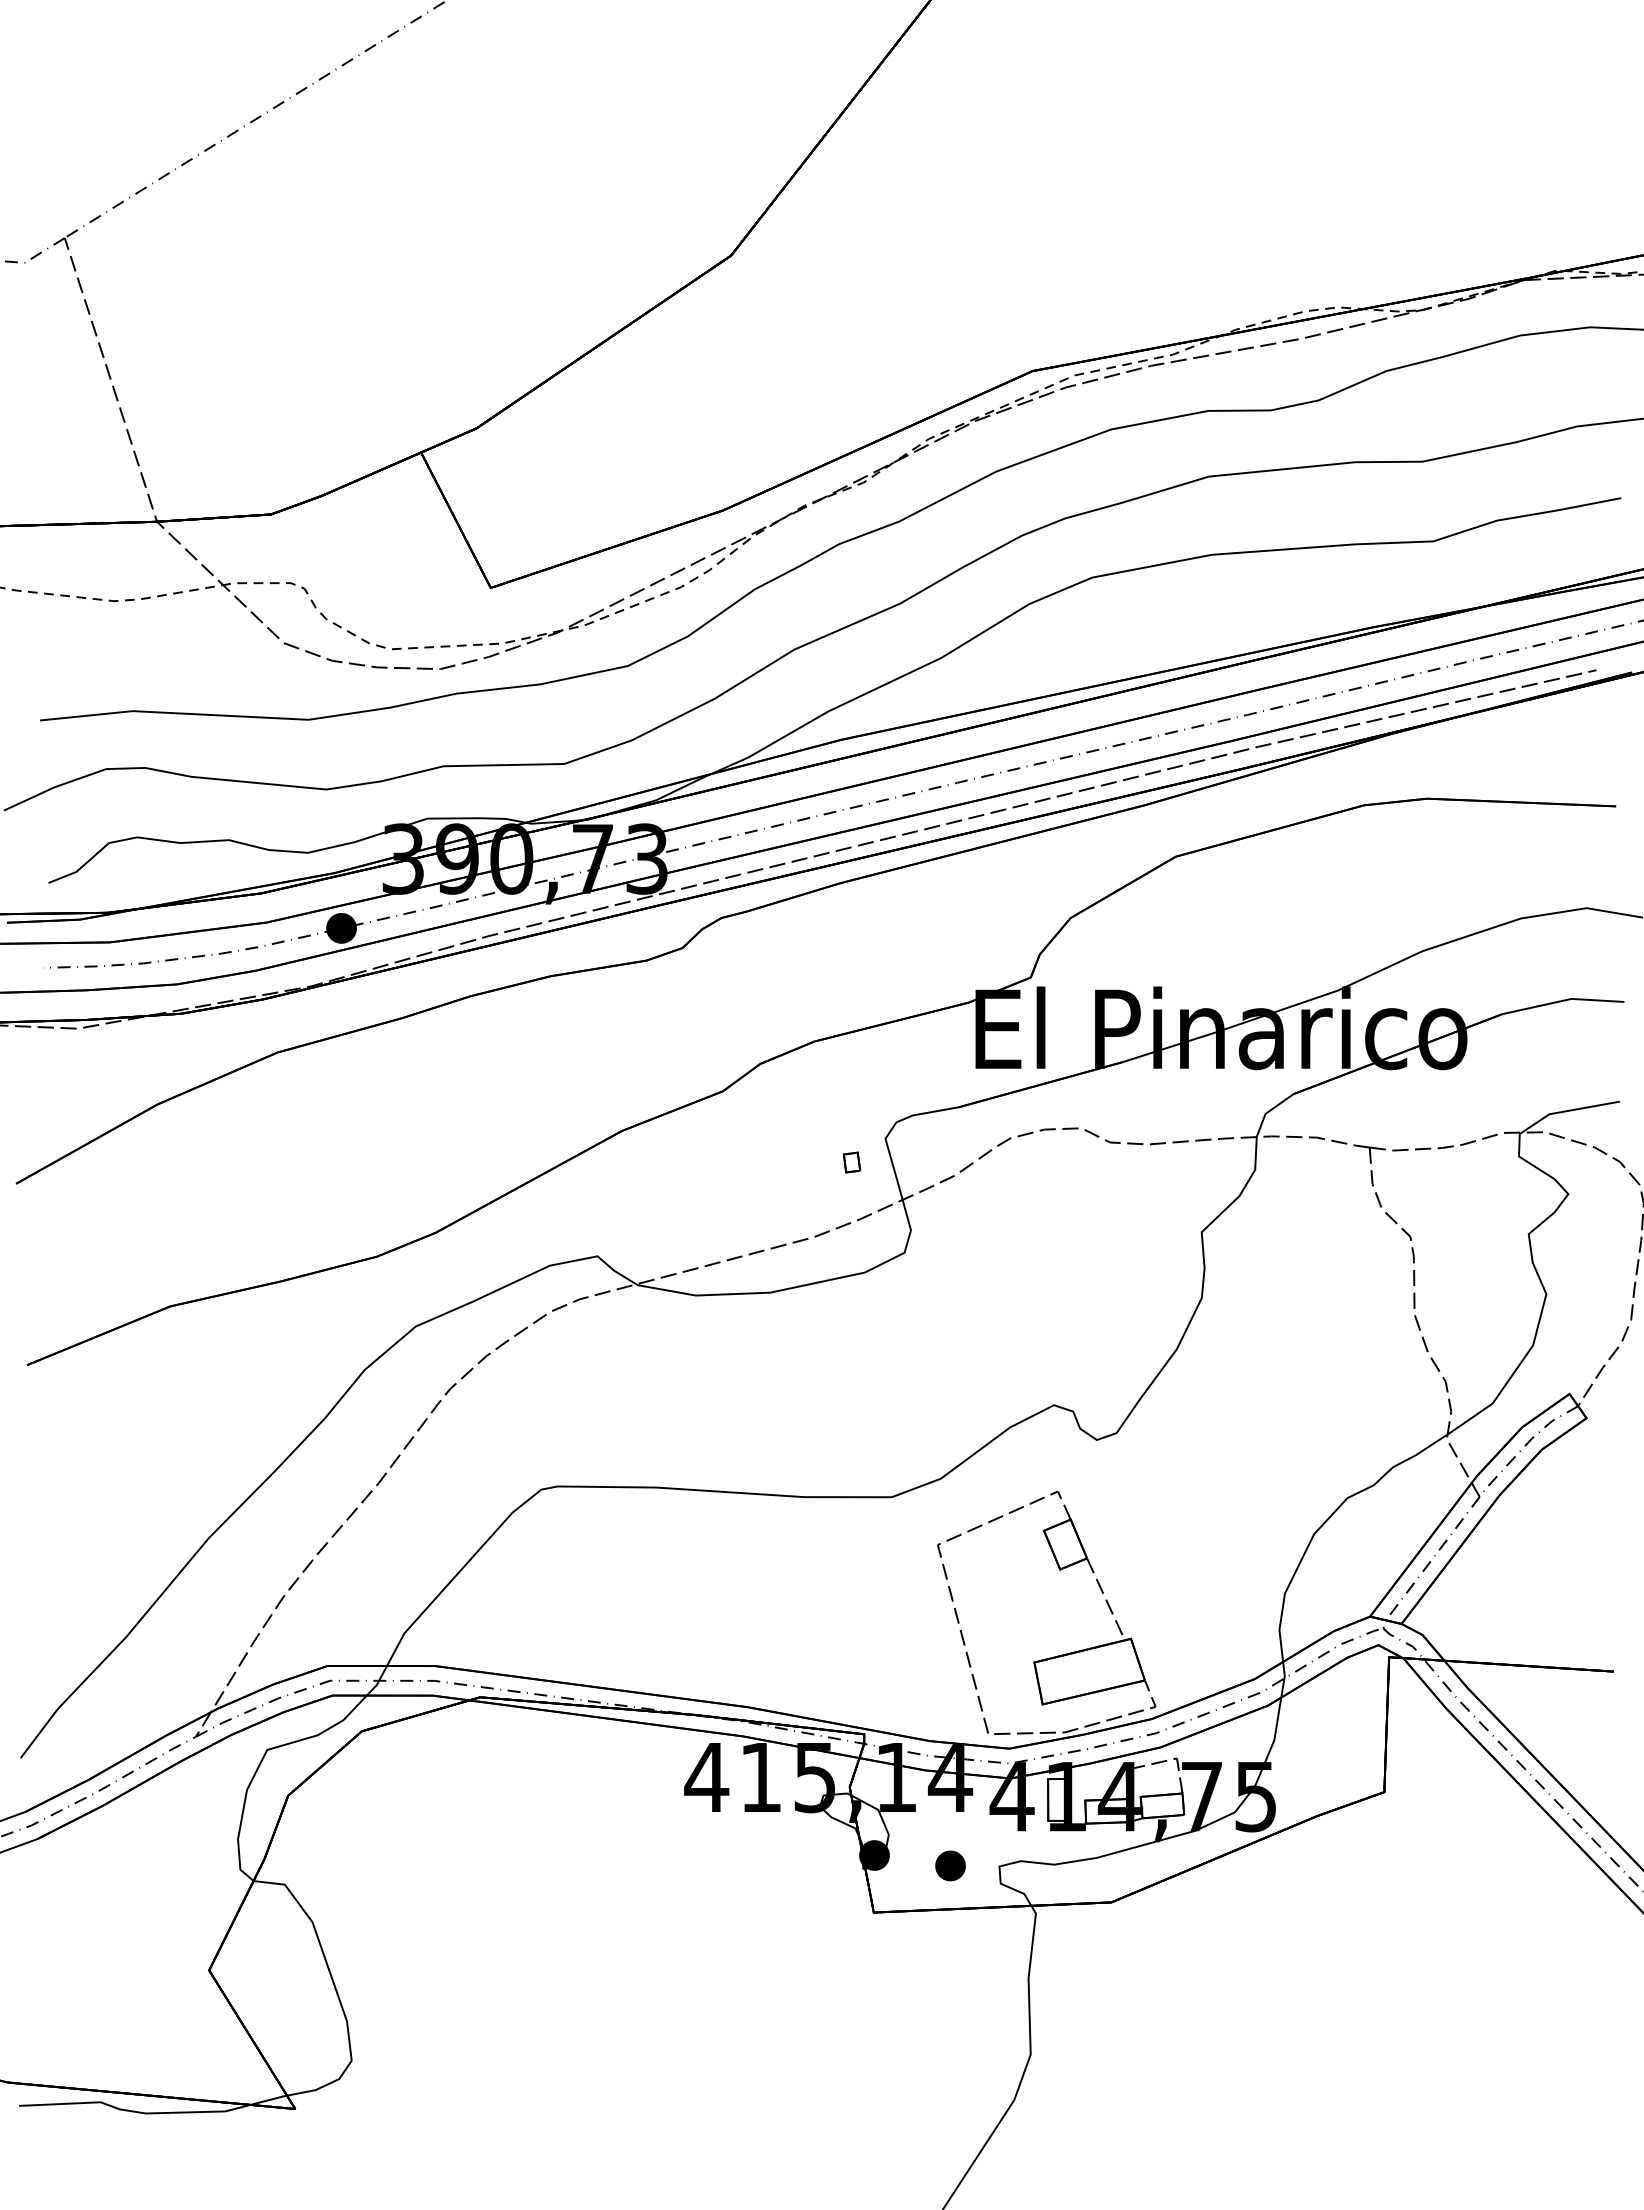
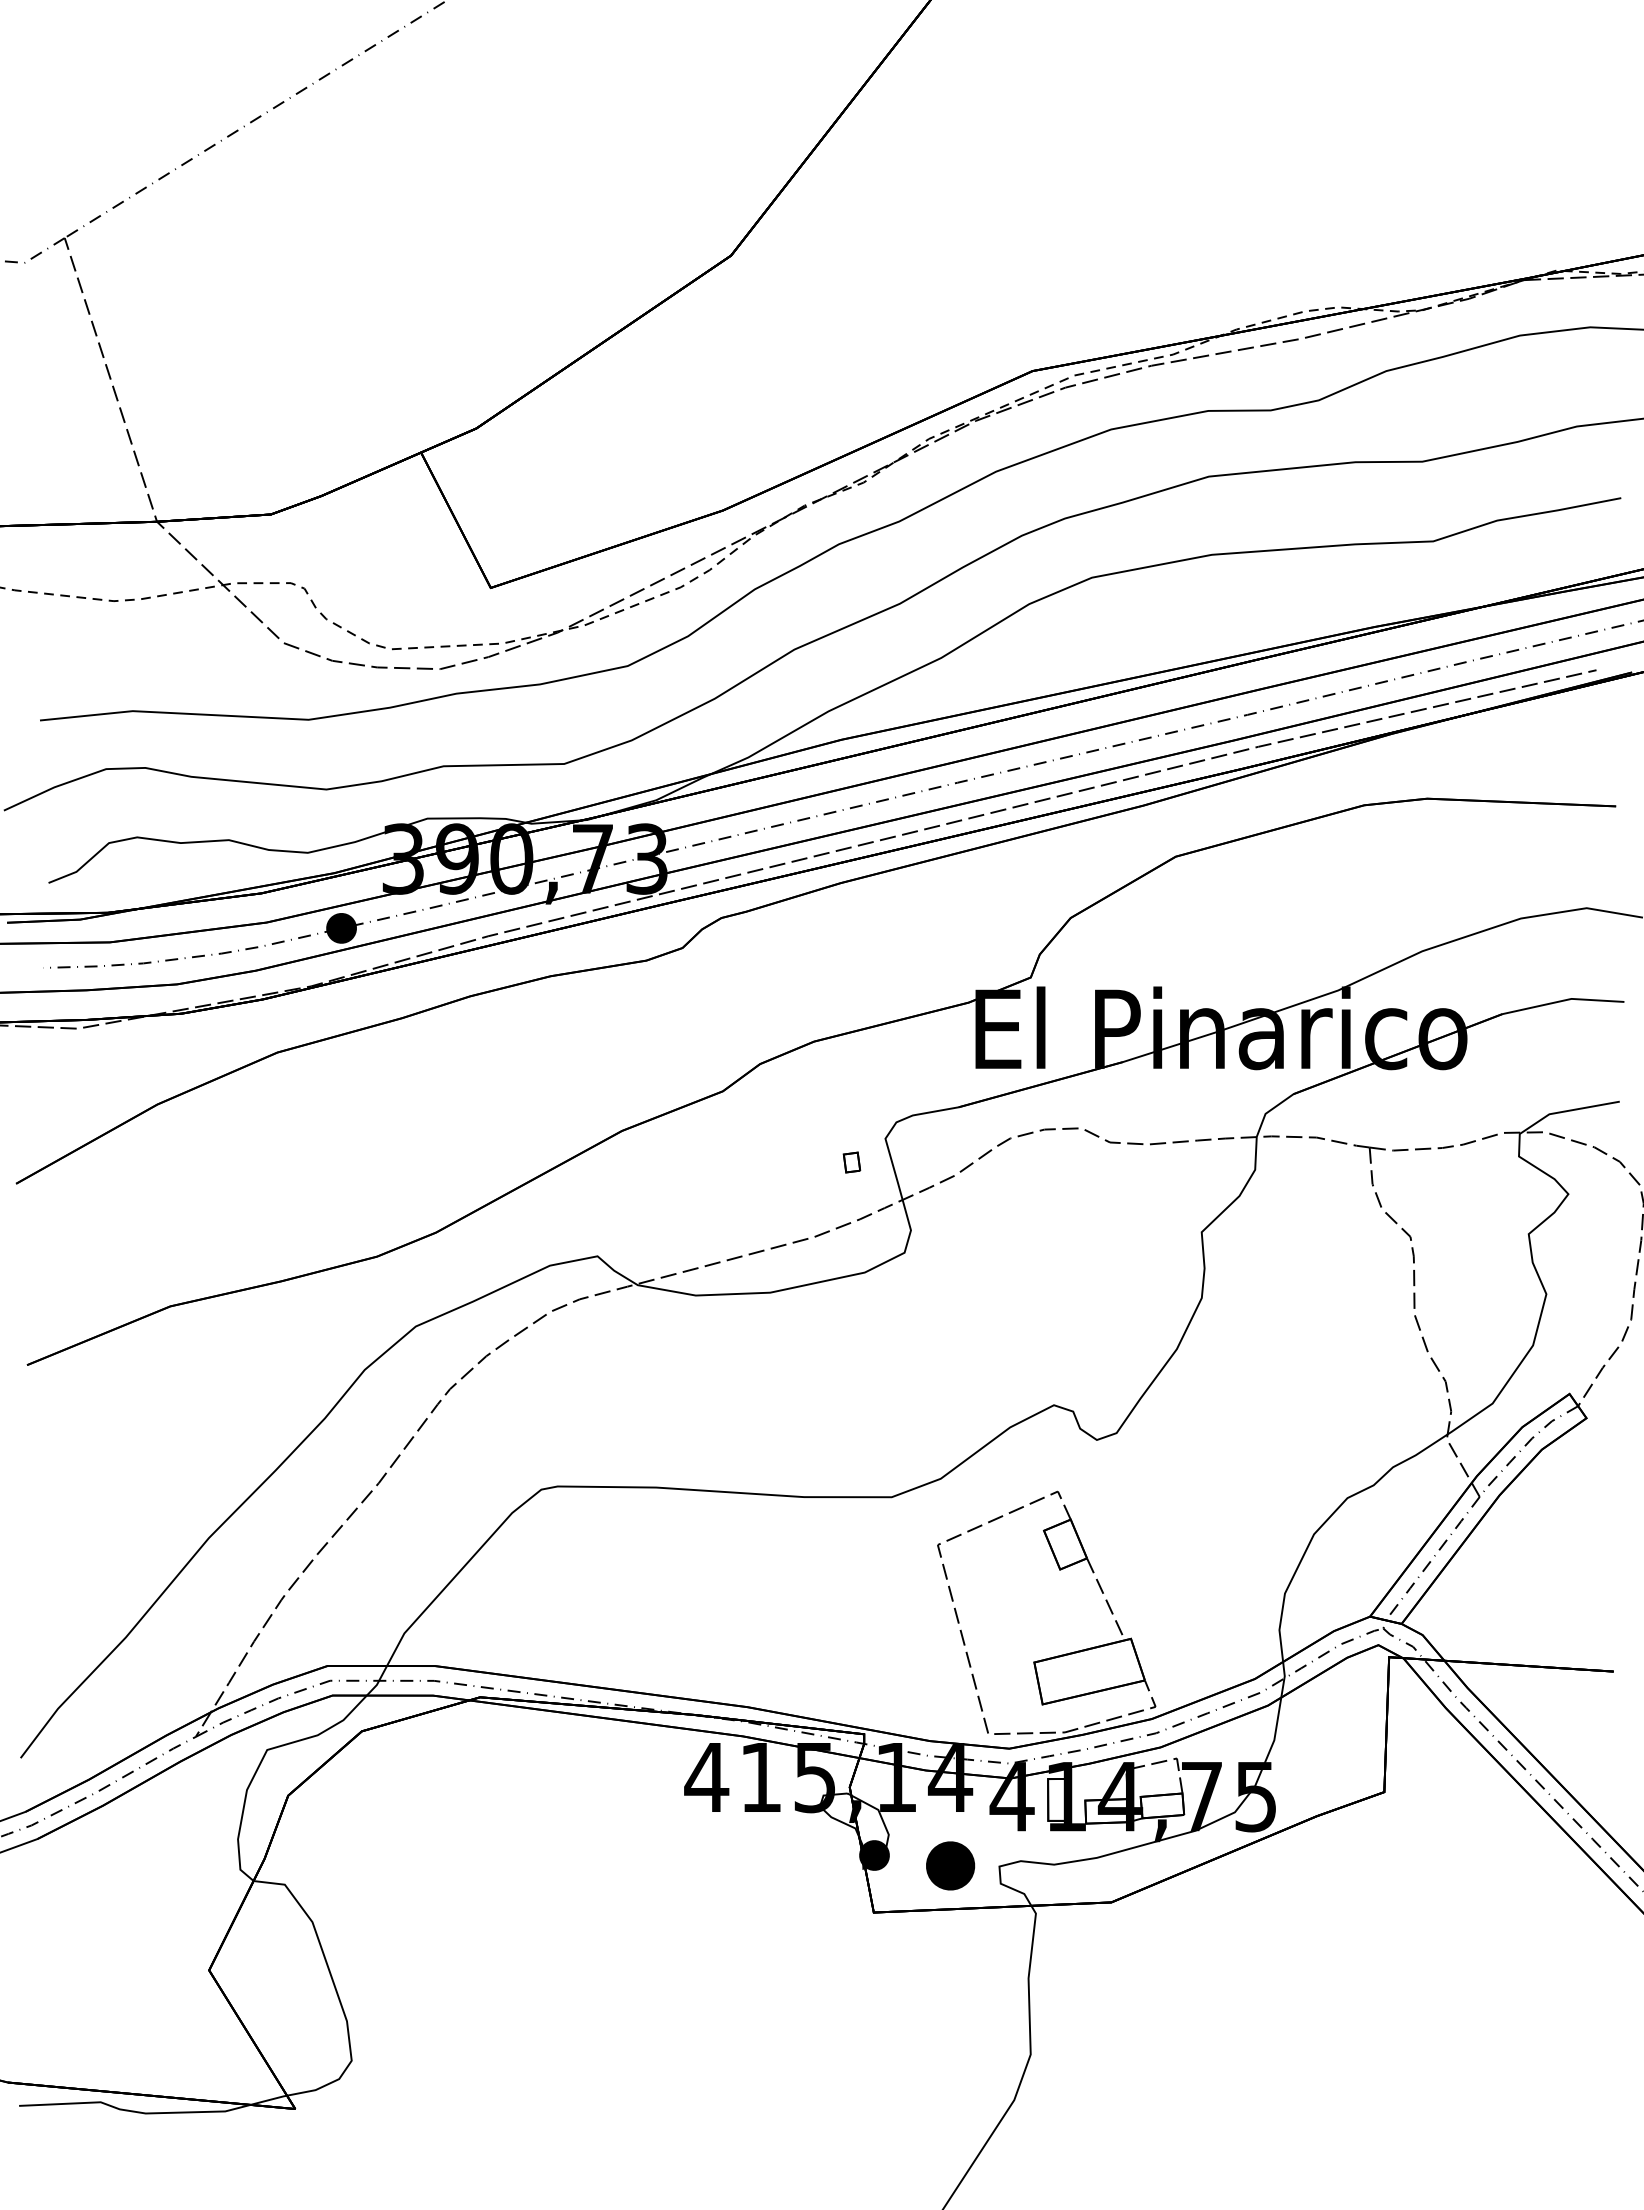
part size: 31x32 px -> 50x50 px (950, 1865)
